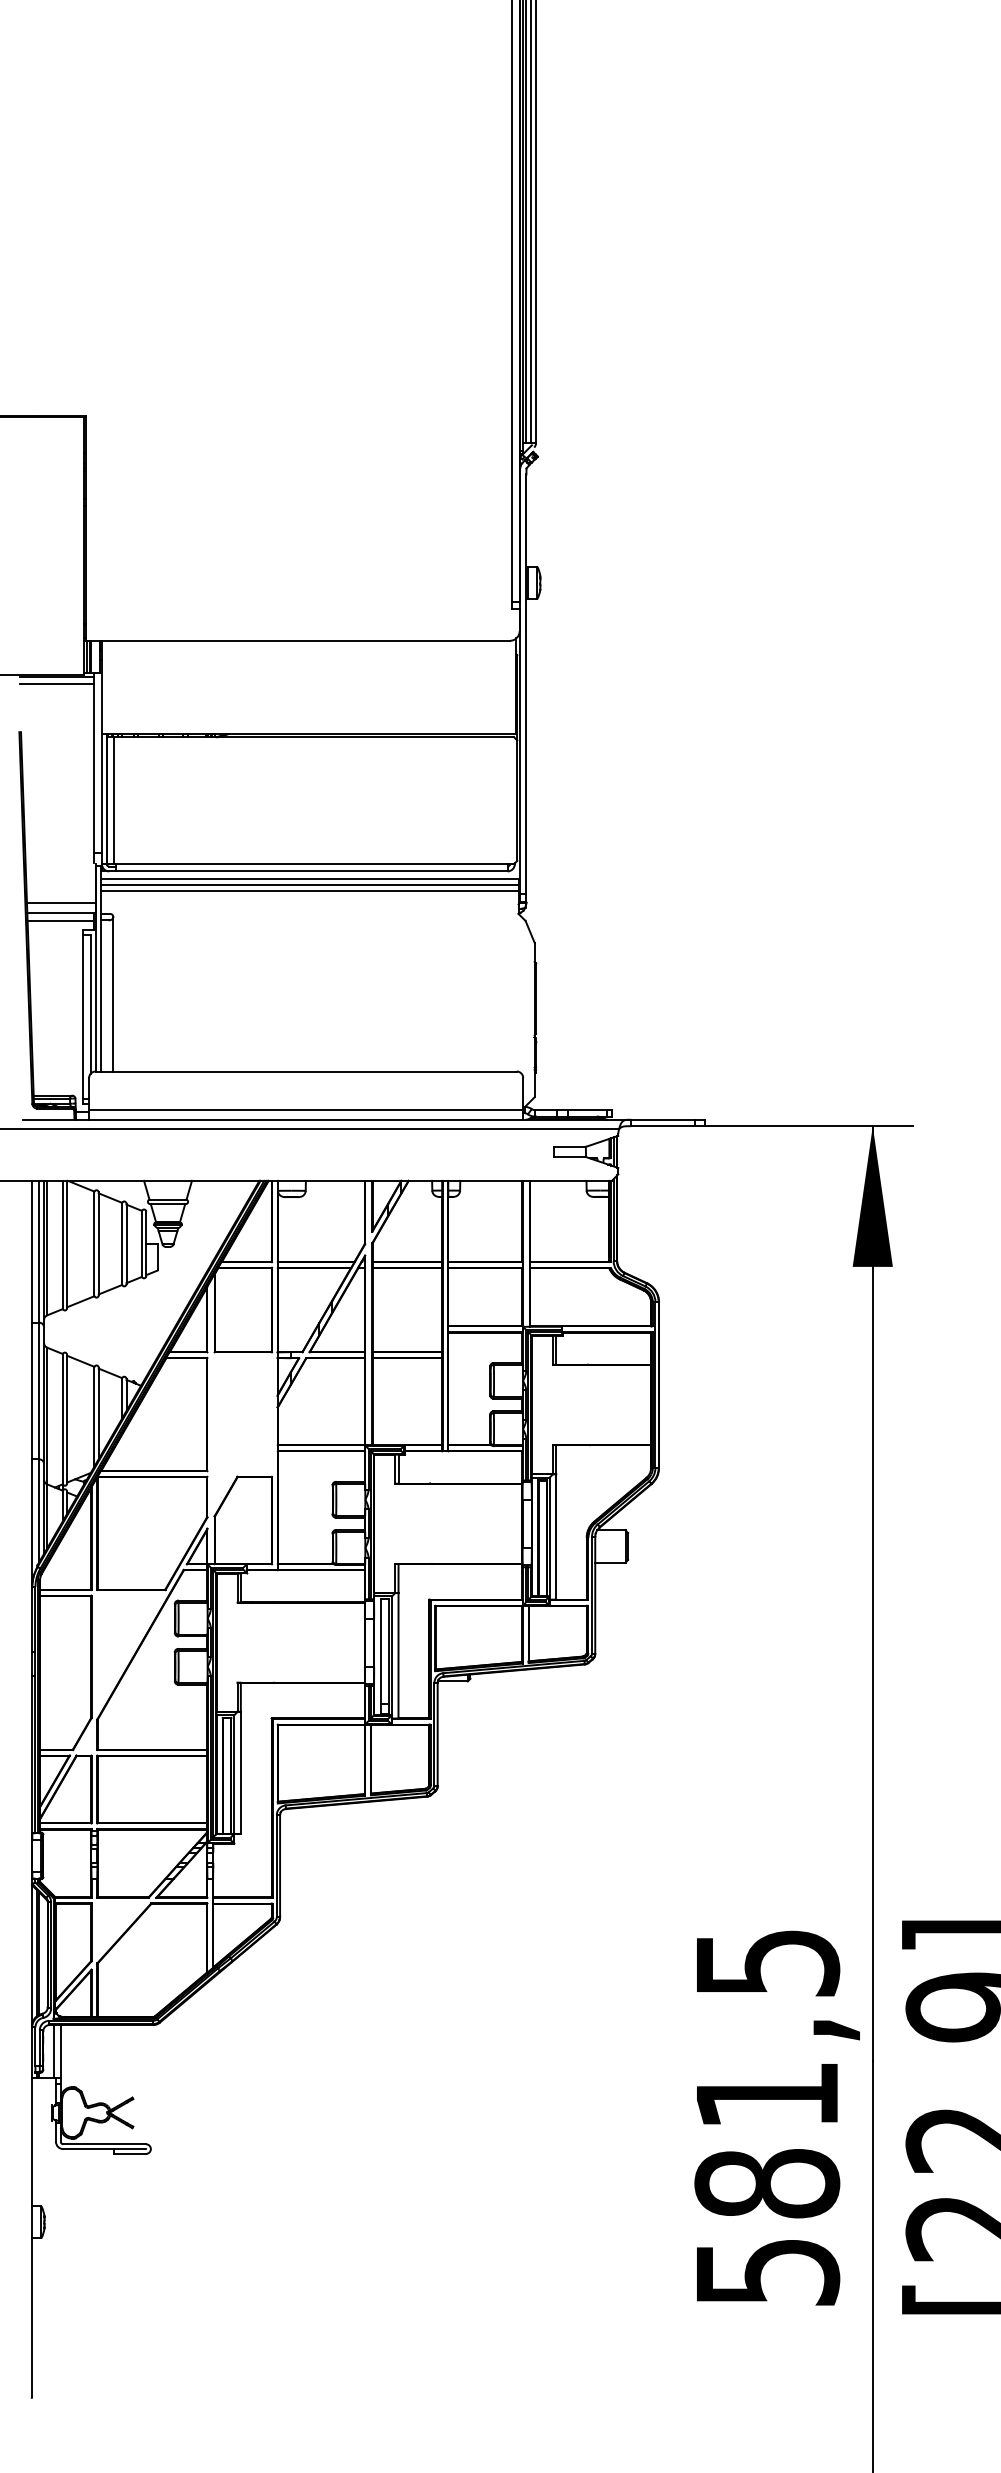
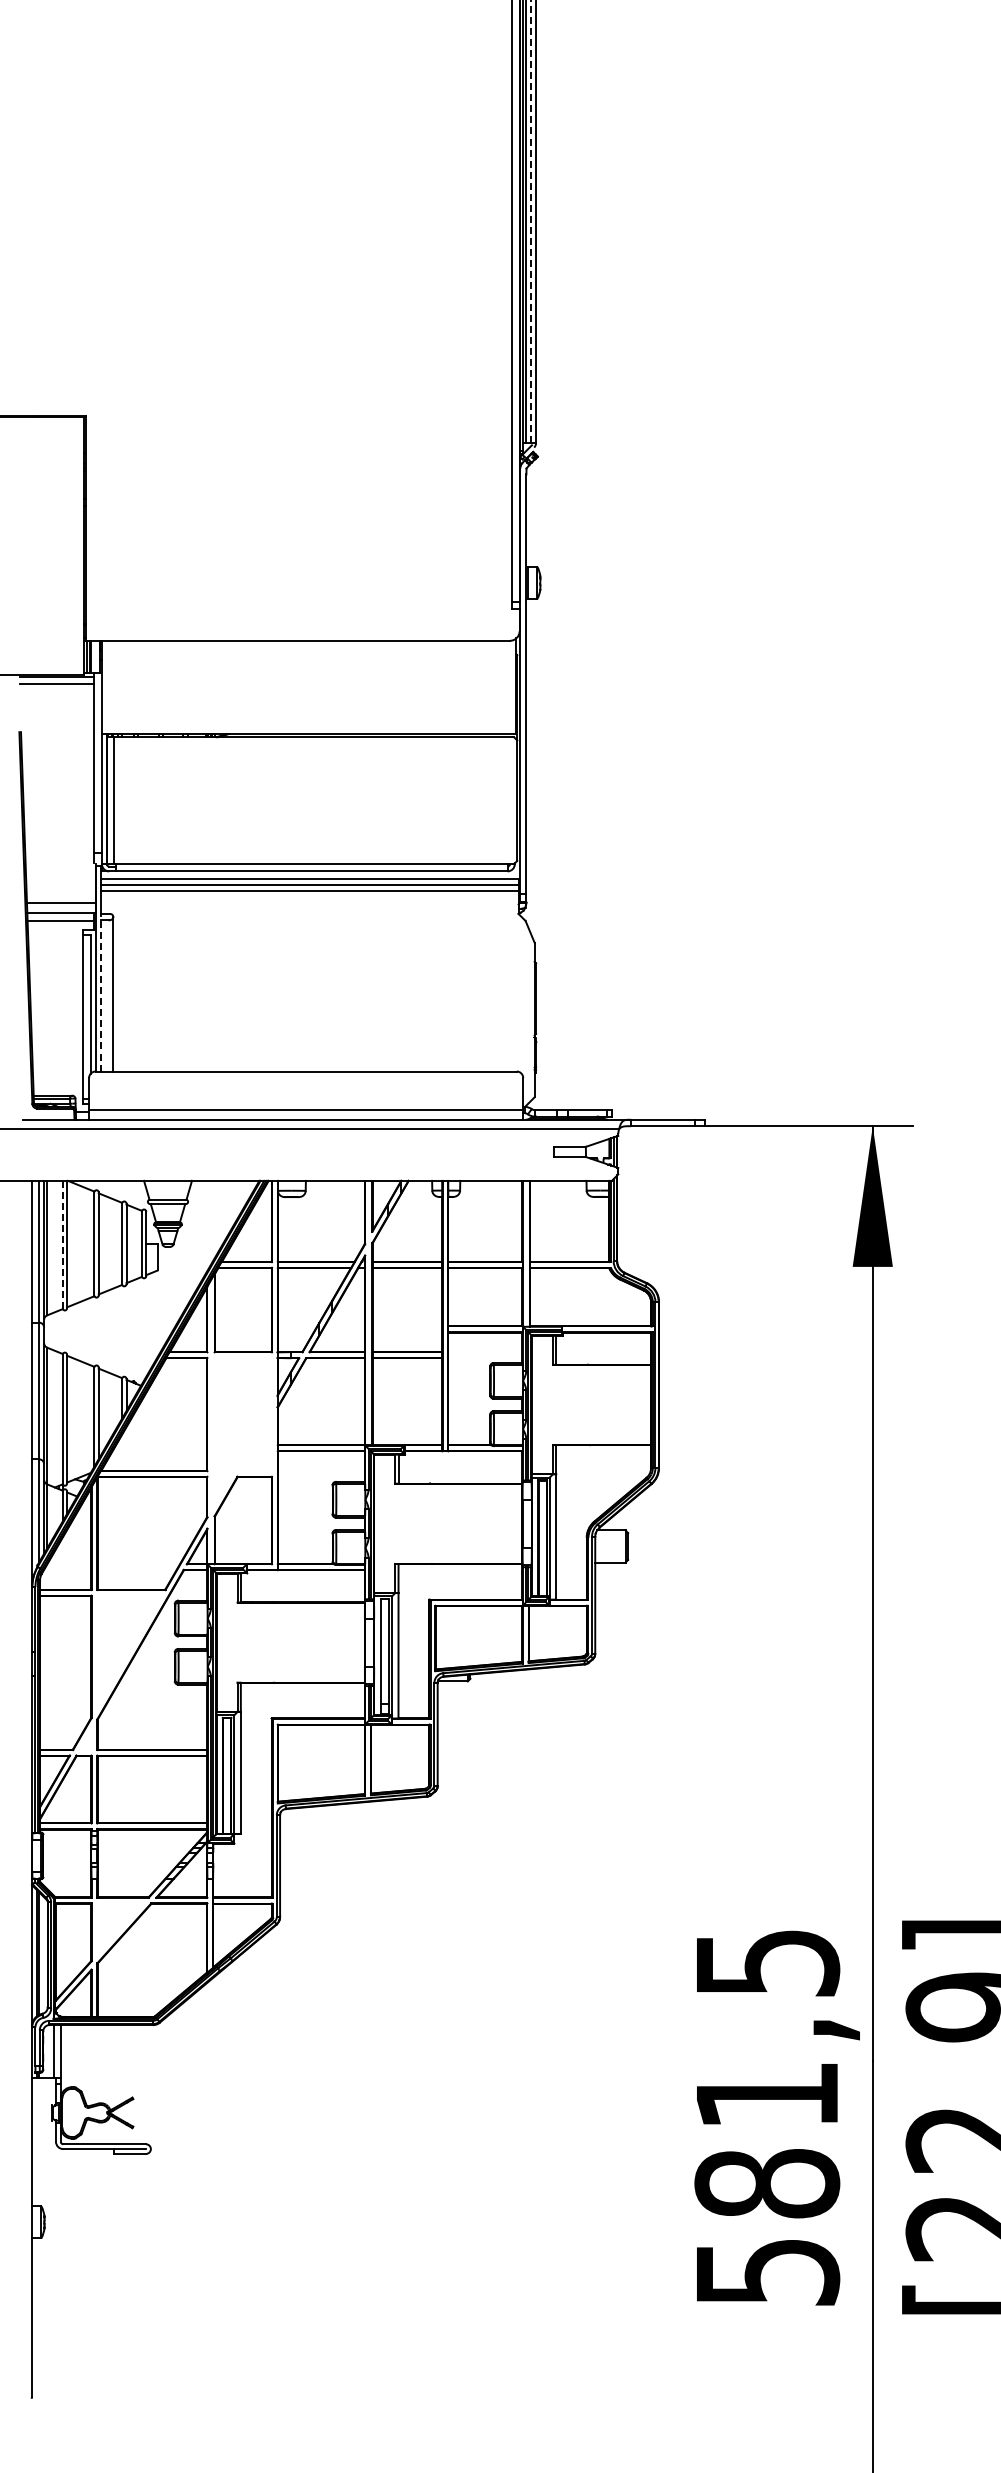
line: solid -> dashed (531, 221)
line: solid -> dashed (100, 992)
line: solid -> dashed (62, 1245)
